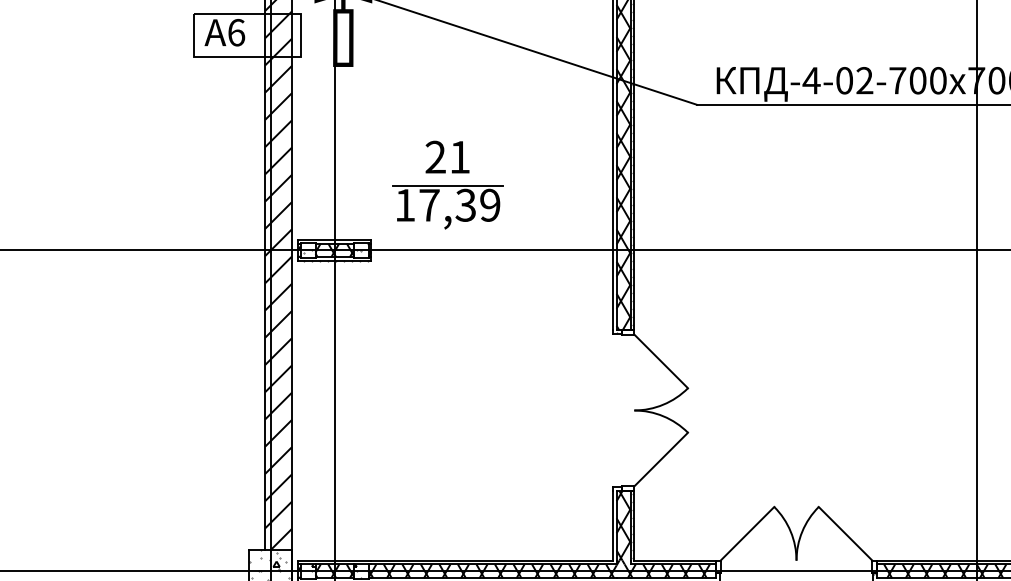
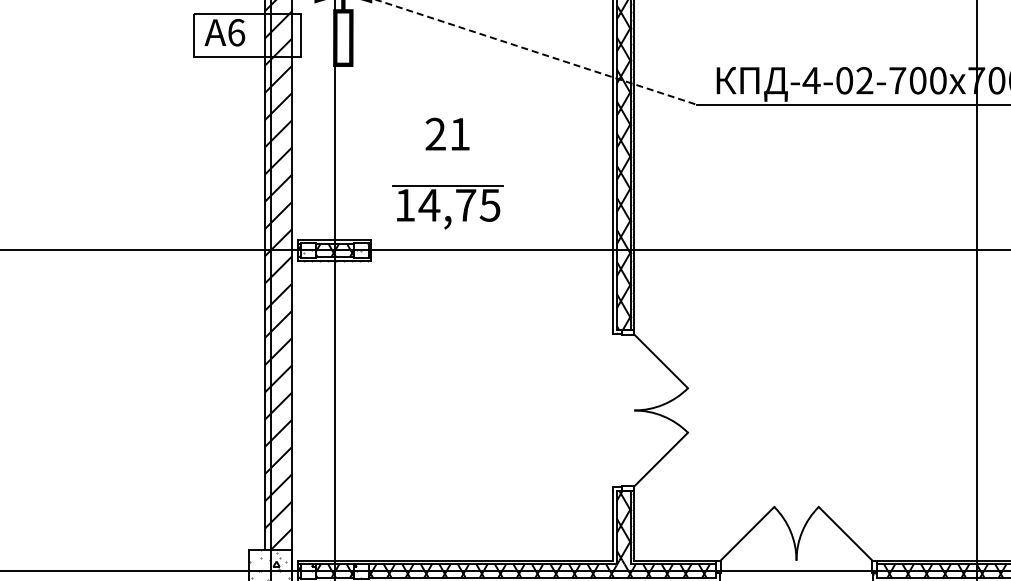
line: solid -> dashed (537, 52)
text position: (447, 156) -> (447, 133) (447, 133)
text: 17,39 -> 14,75 (459, 204)
